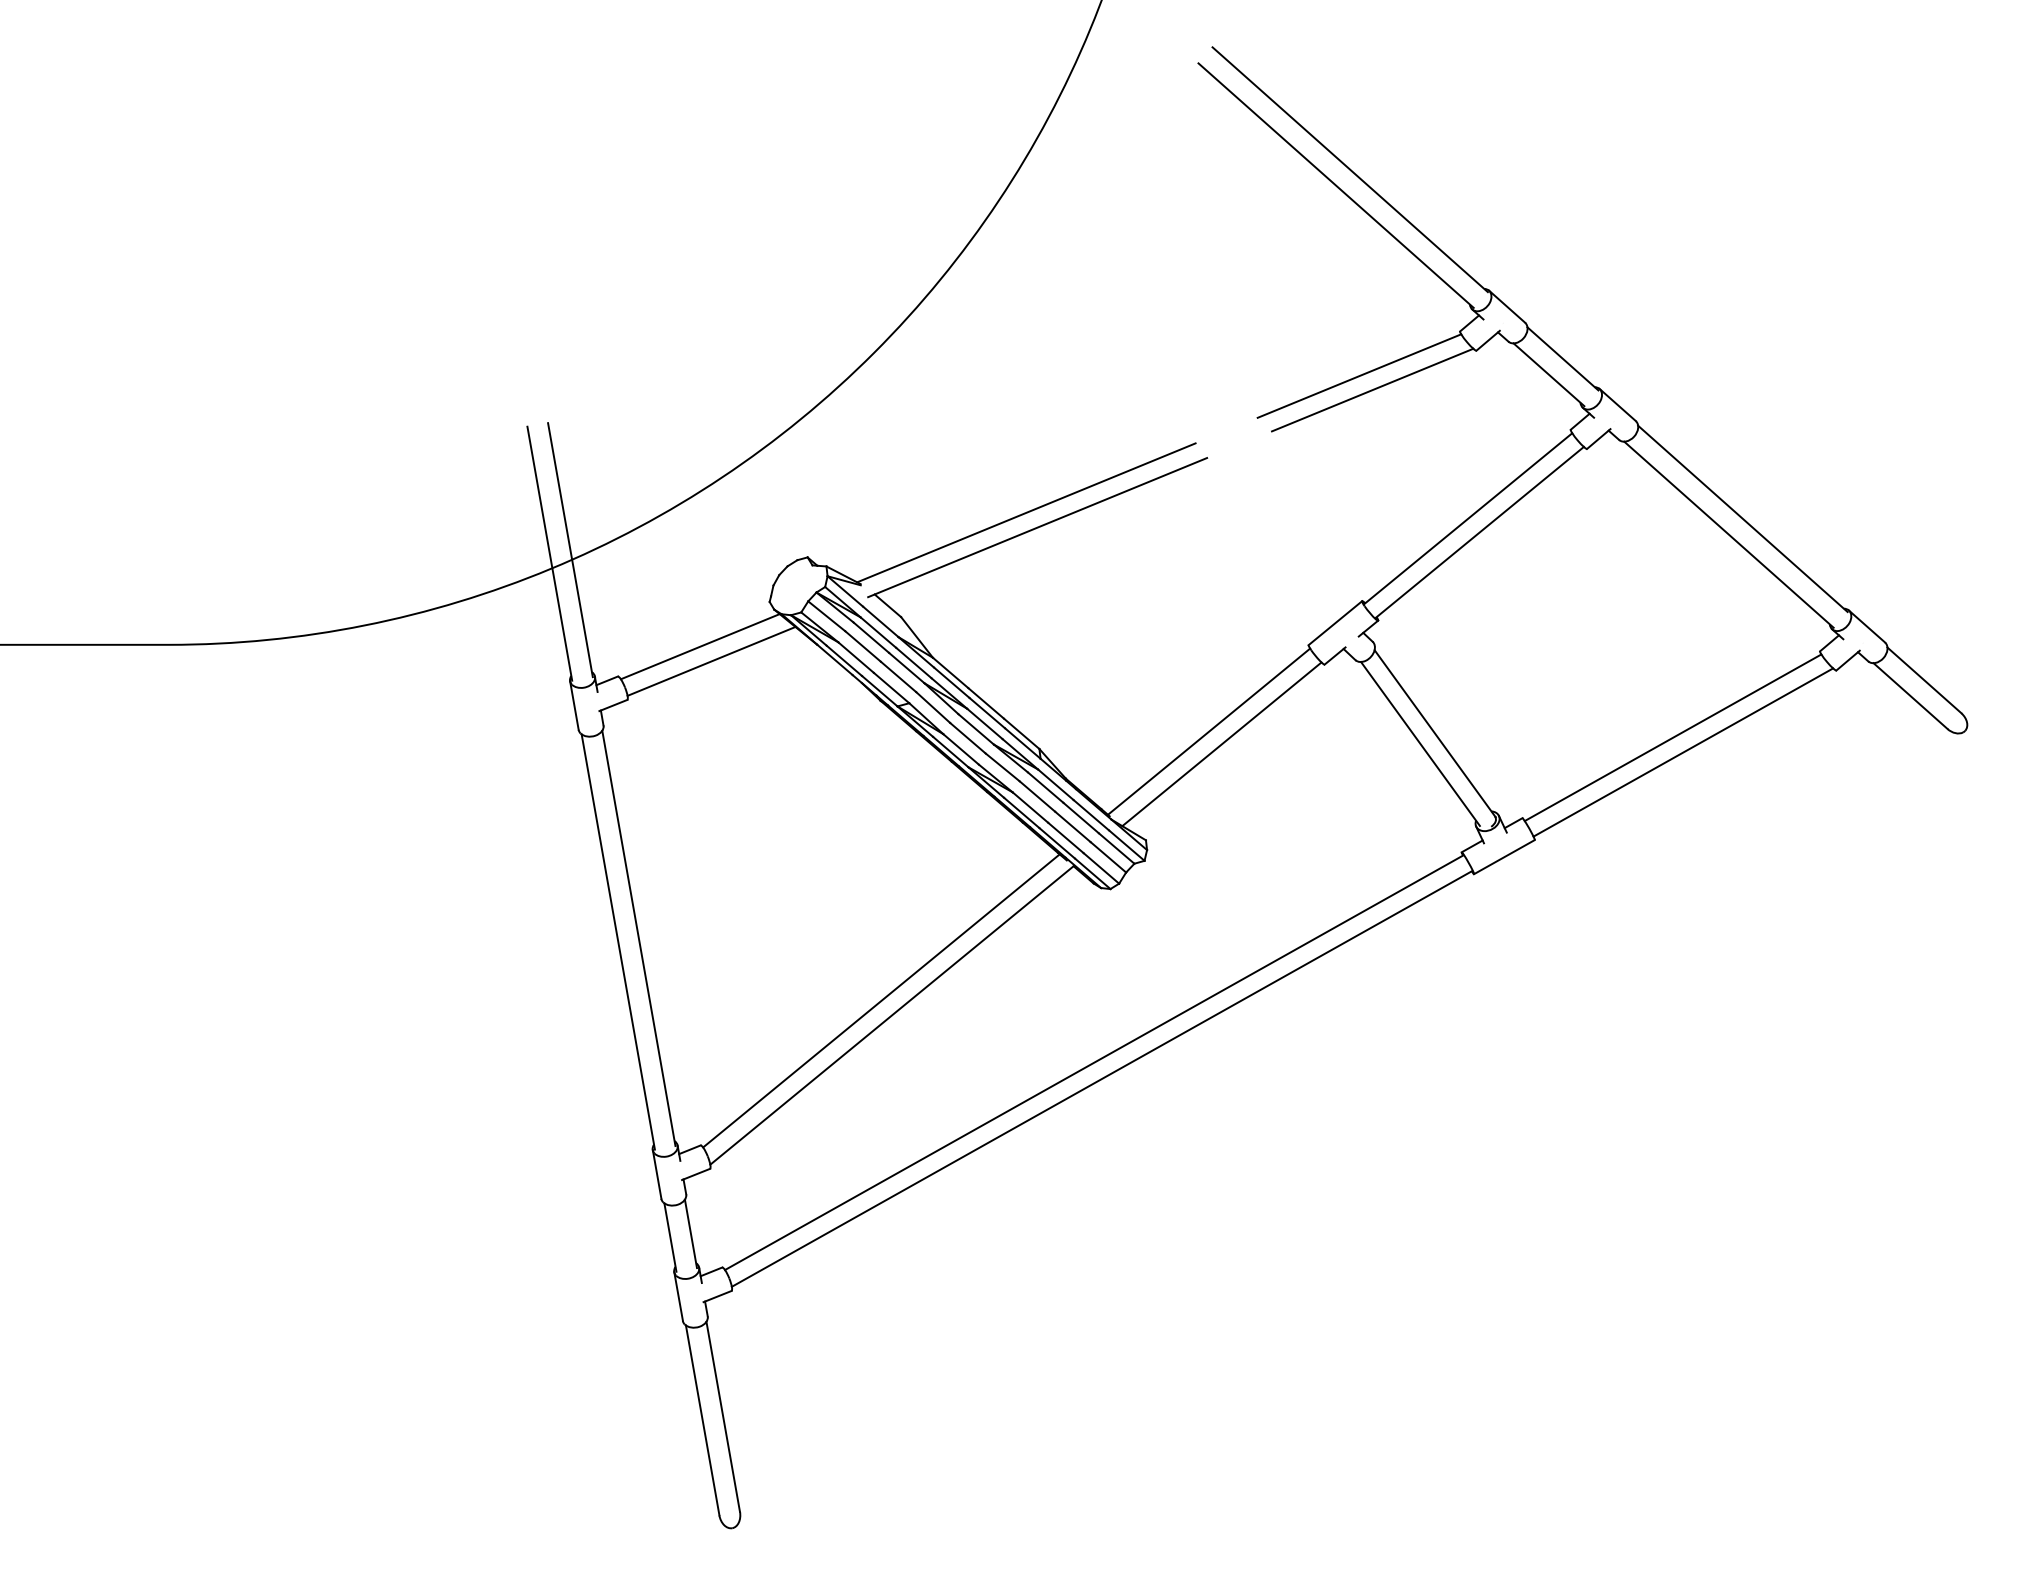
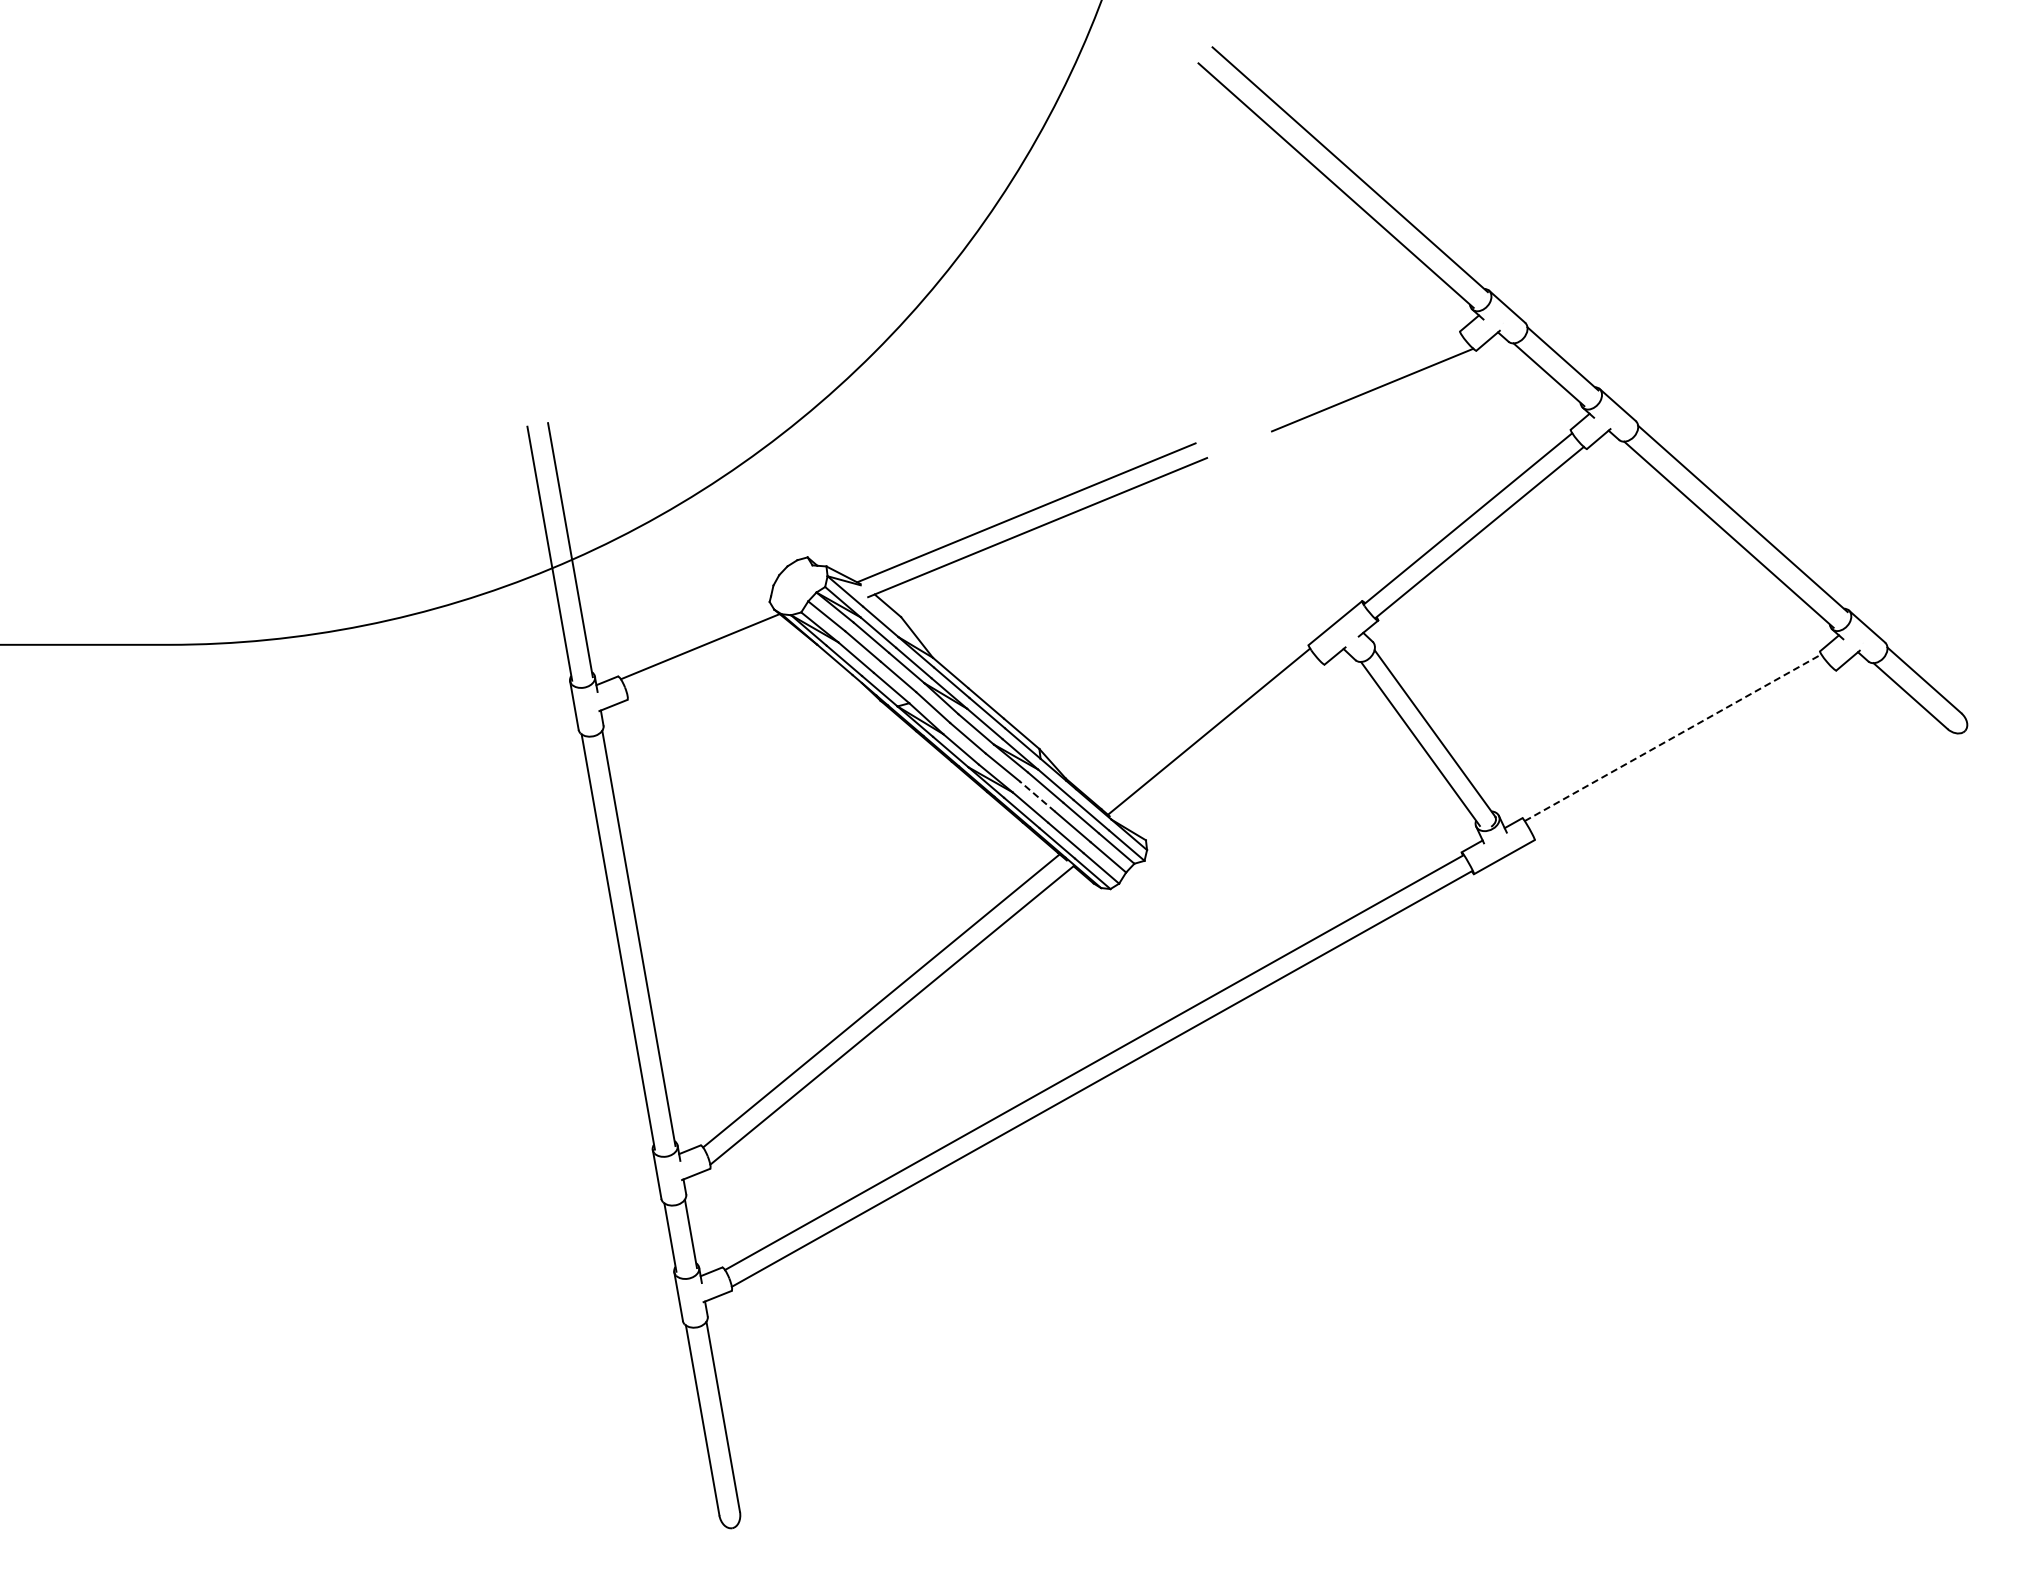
line: present -> none (1359, 375)
line: present -> none (711, 660)
line: solid -> dashed (1673, 737)
line: present -> none (1221, 744)
line: present -> none (1683, 752)
line: solid -> dashed (1037, 796)
